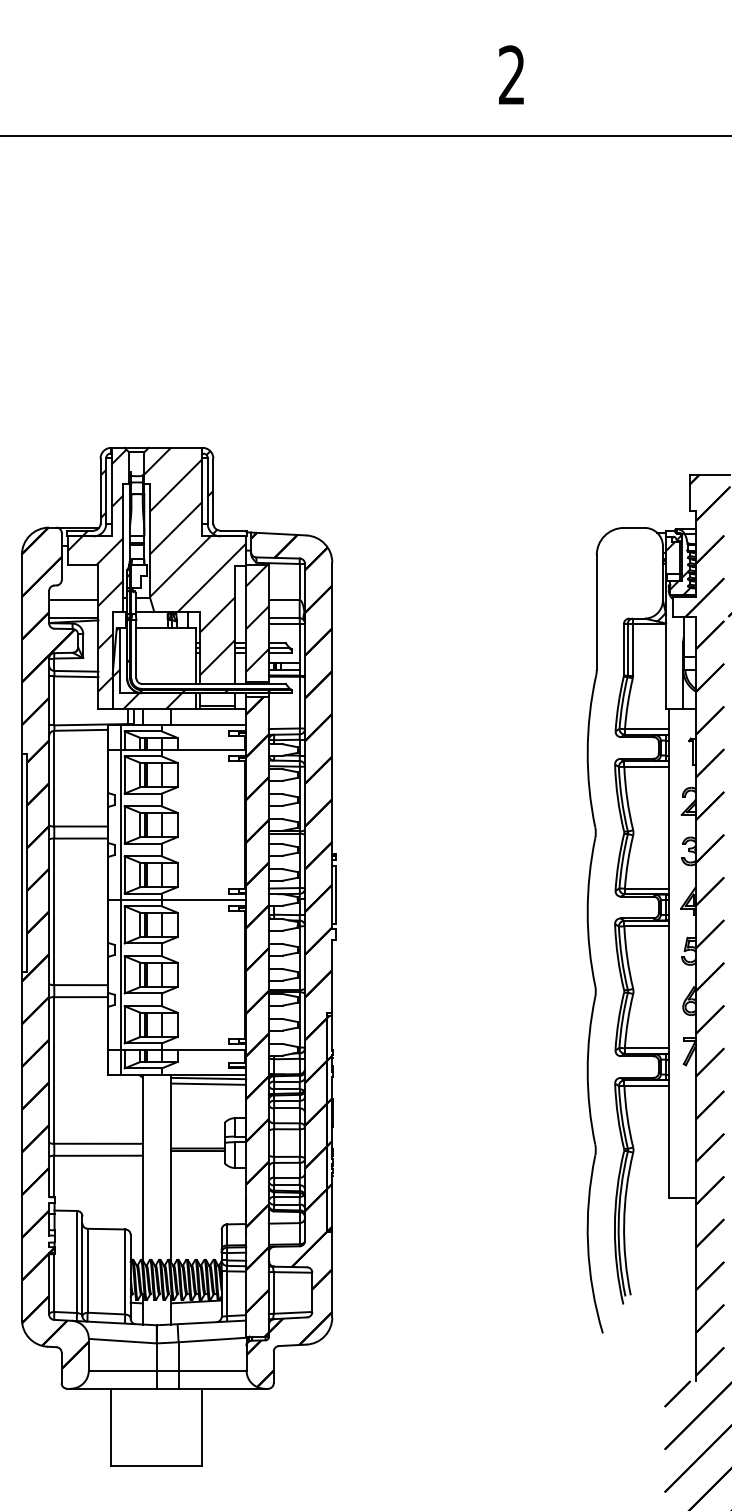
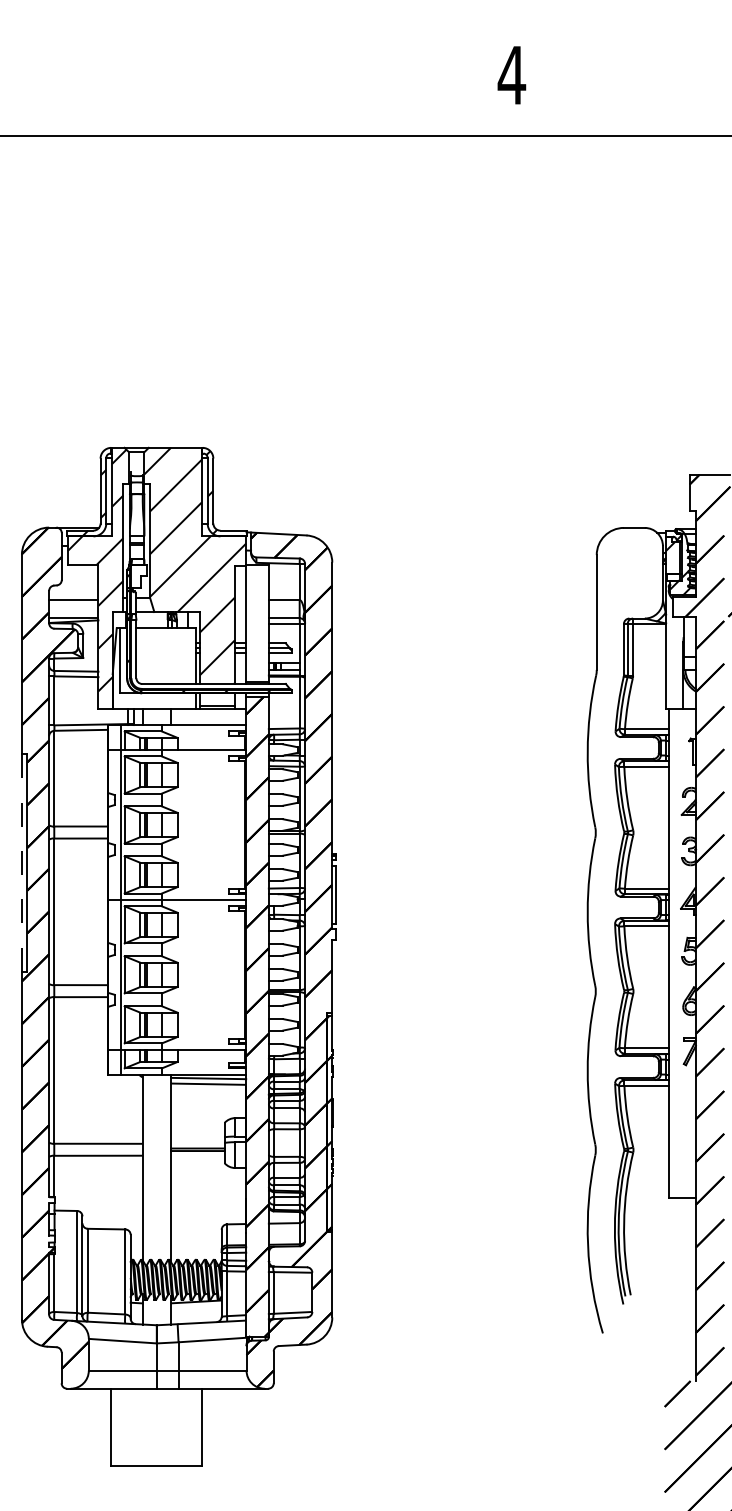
text: 2 -> 4 (511, 74)
hatch: present -> none (257, 618)
hatch: present -> none (146, 668)
line: solid -> dashed (21, 863)
